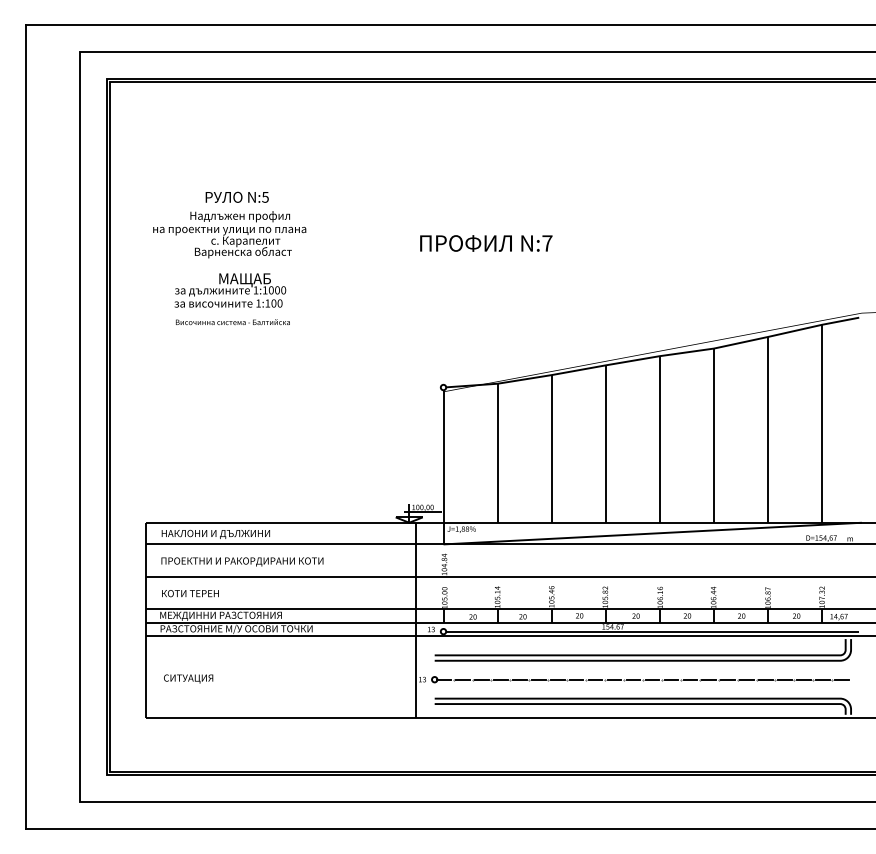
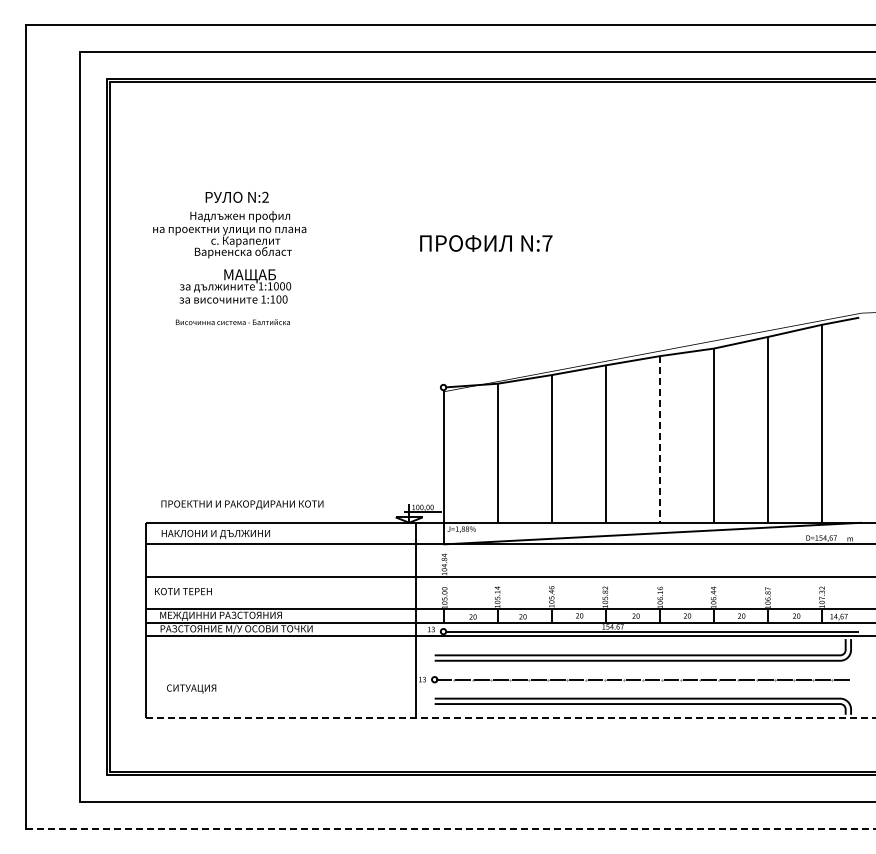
text: N:5 -> N:2 (265, 196)
text position: (230, 290) -> (235, 286) (235, 286)
line: solid -> dashed (659, 439)
text position: (242, 561) -> (242, 504) (242, 504)
text position: (190, 593) -> (183, 591) (183, 591)
text position: (188, 678) -> (191, 688) (191, 688)
line: solid -> dashed (510, 717)
line: solid -> dashed (451, 828)
